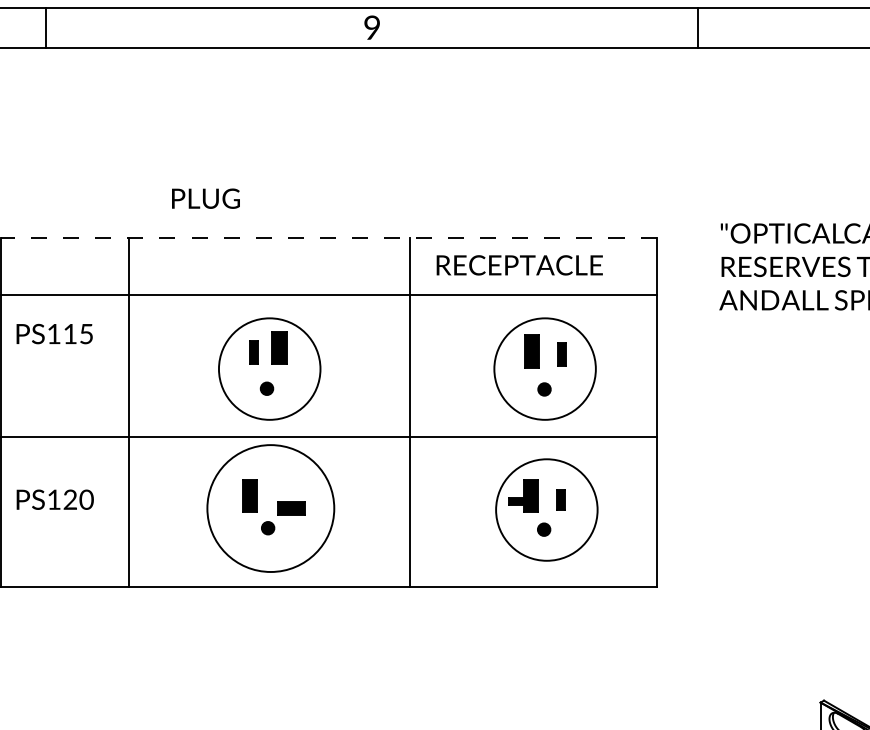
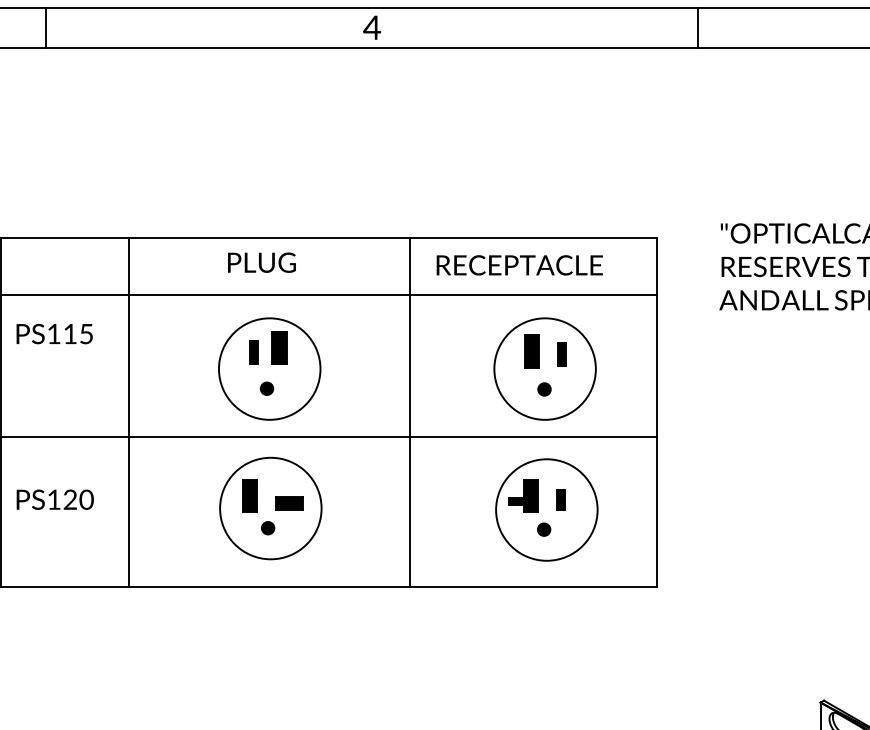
text: 9 -> 4 (372, 27)
text position: (205, 198) -> (261, 262) (261, 262)
line: dashed -> solid (329, 237)
circle diameter: 127 px -> 102 px (270, 508)
part position: (291, 508) -> (289, 503) (289, 503)
